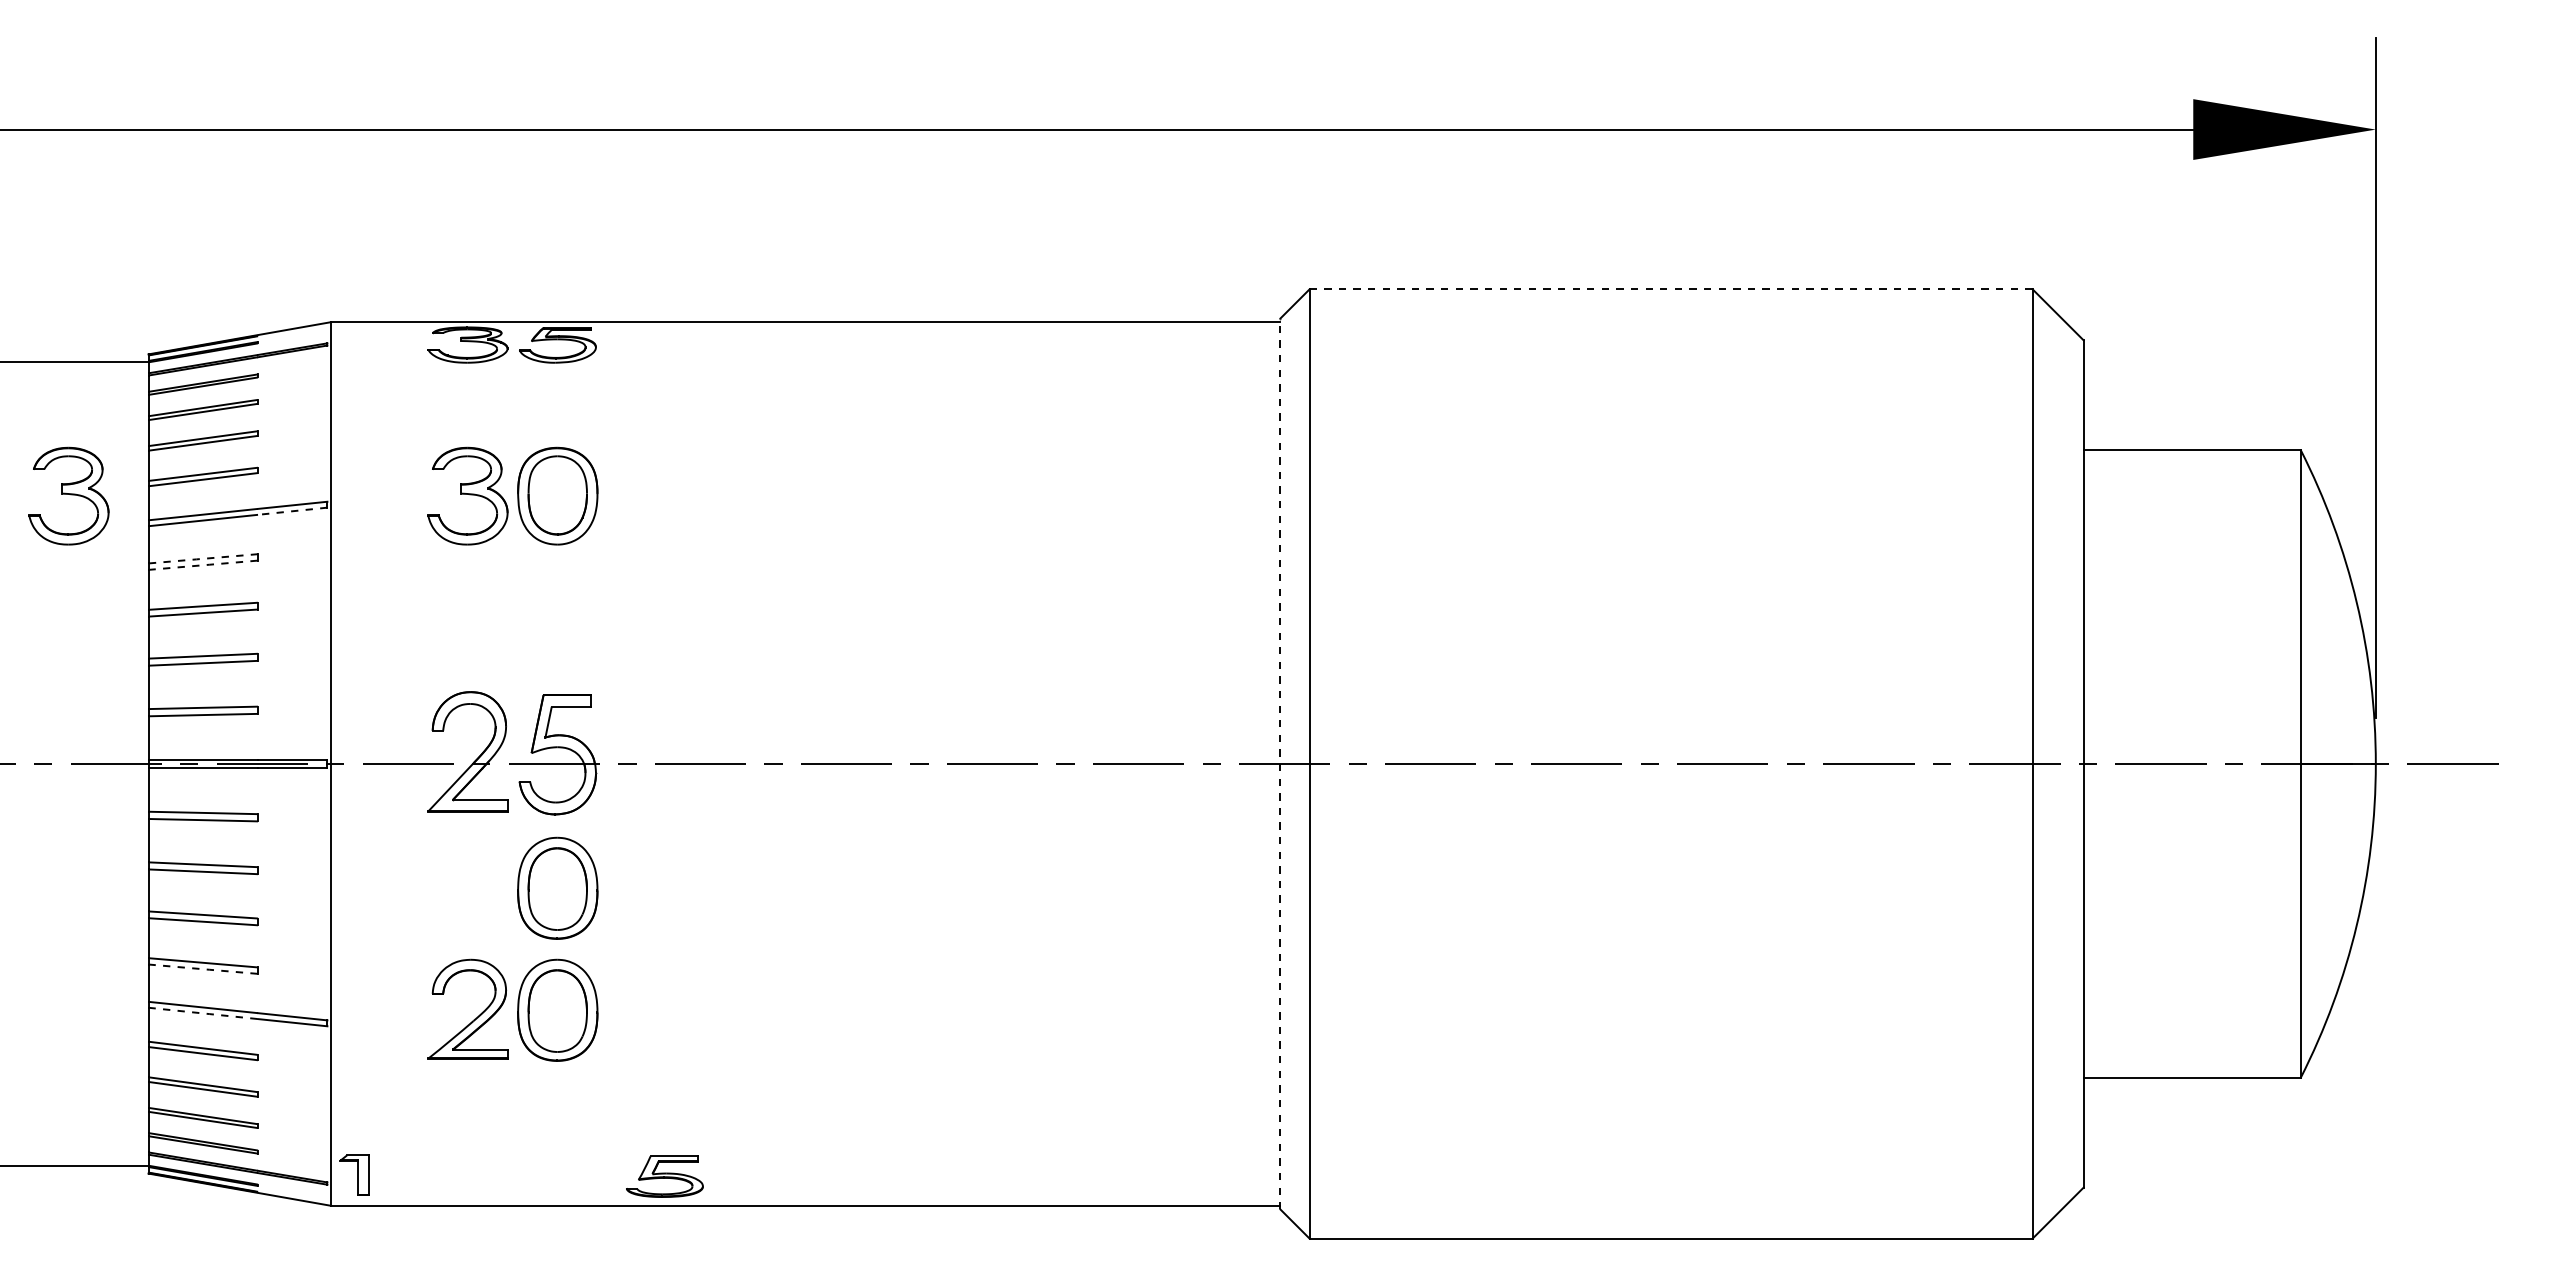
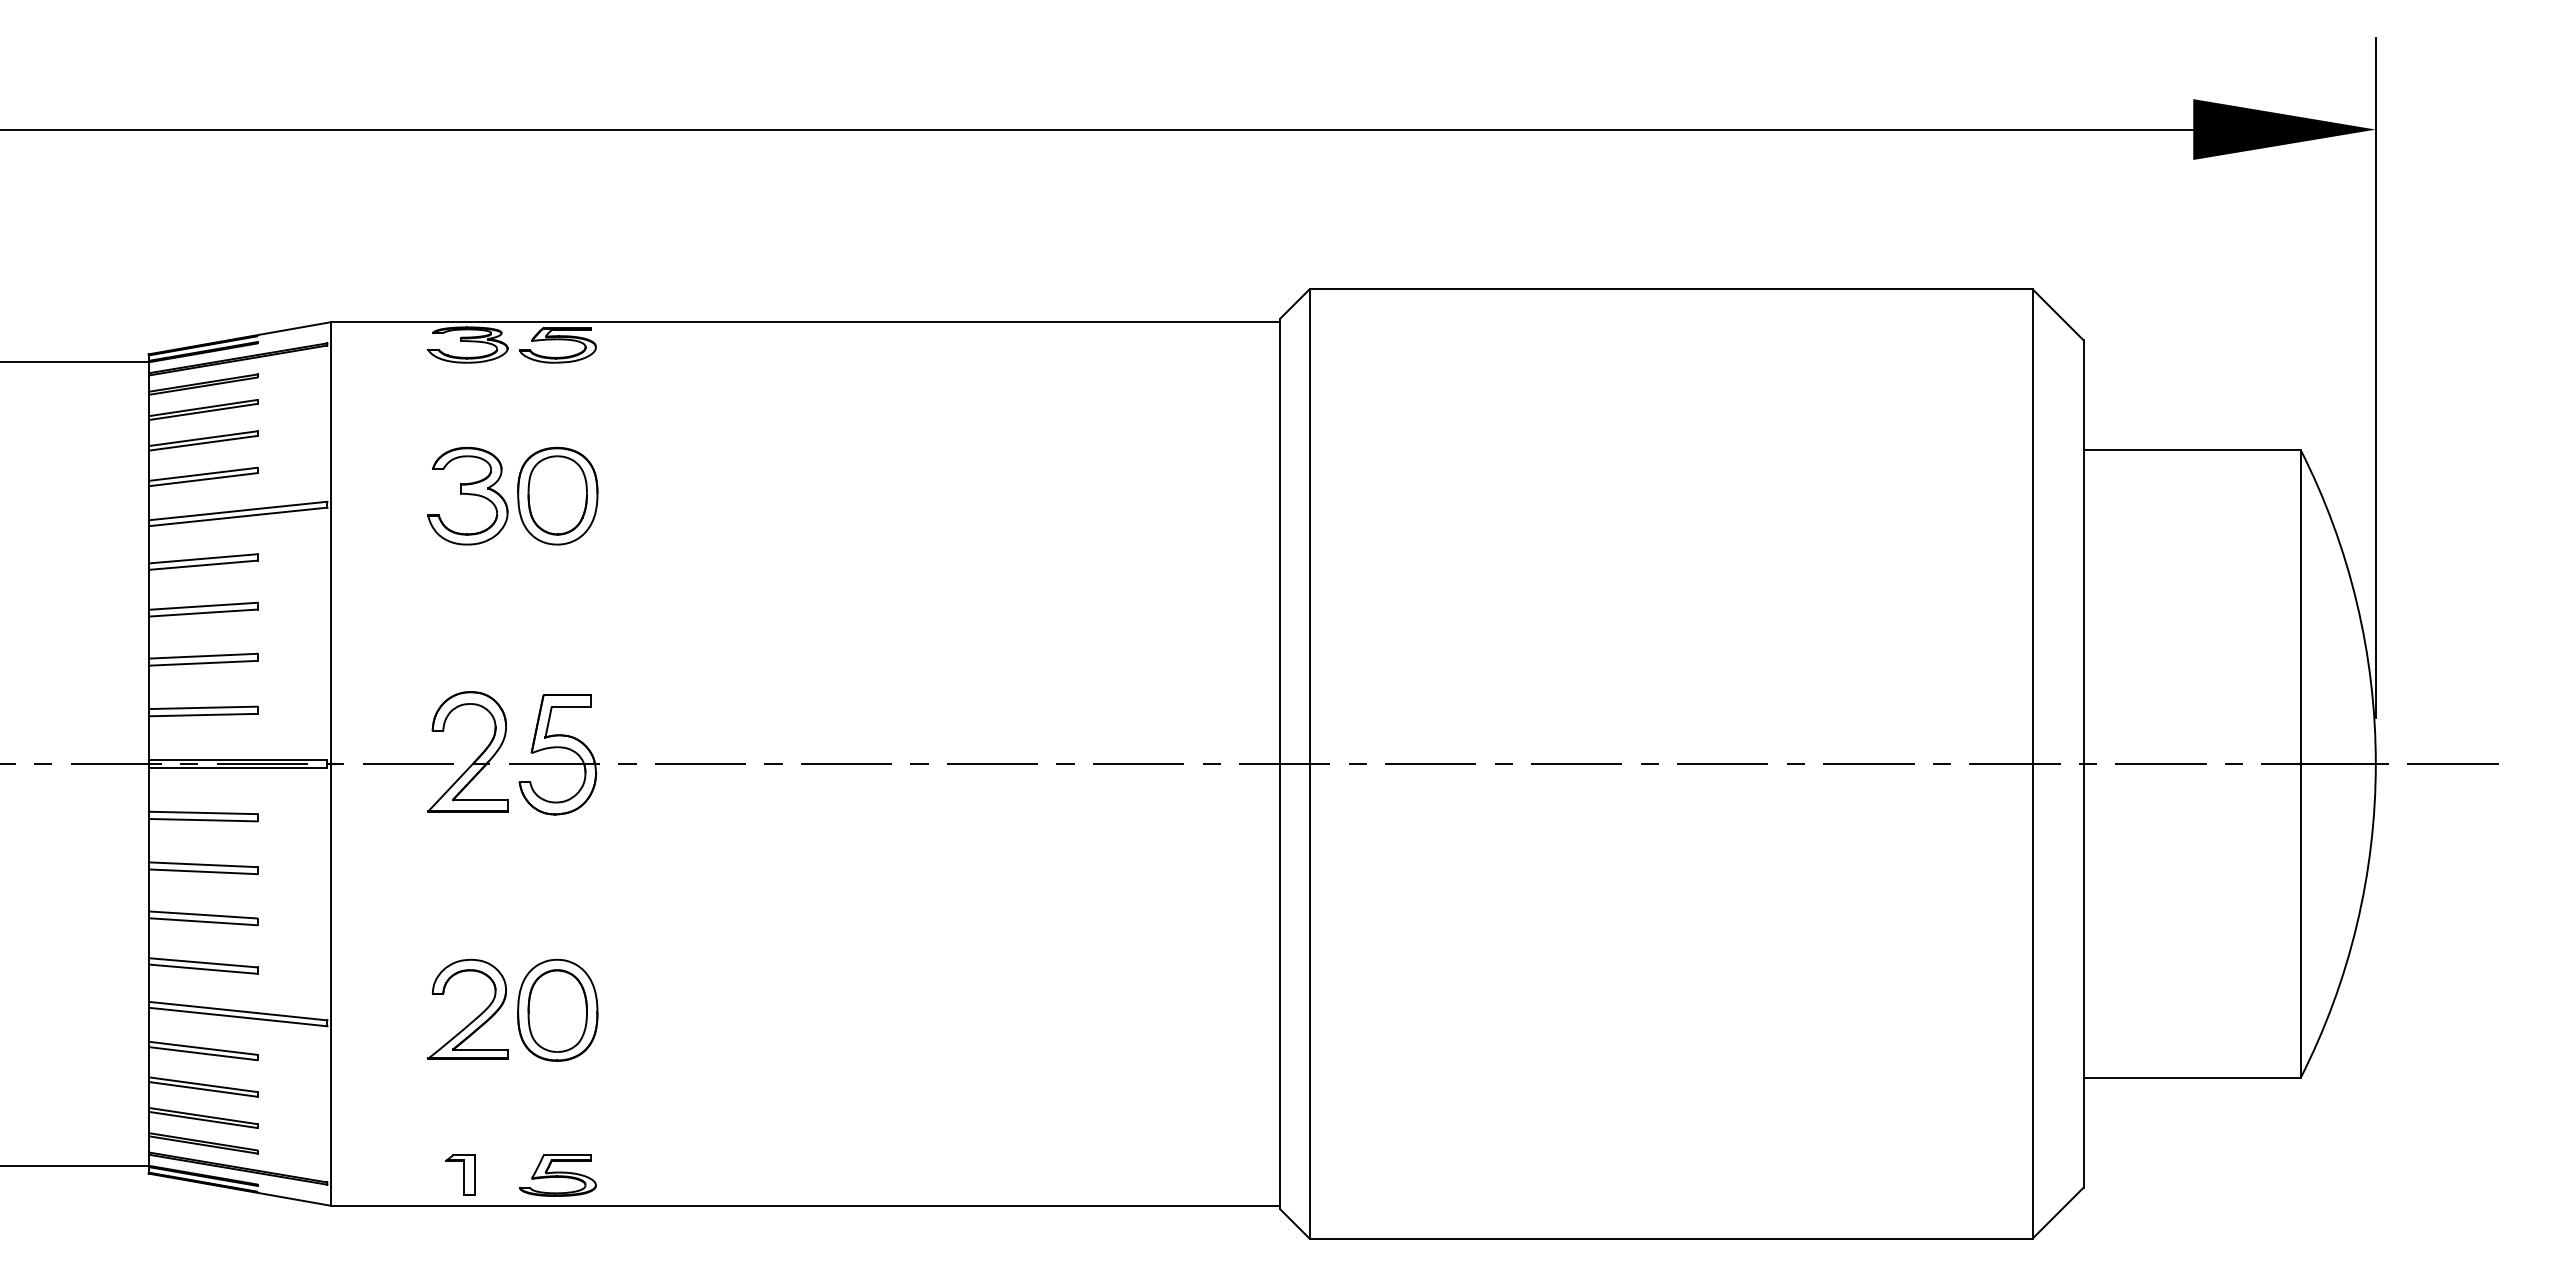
line: dashed -> solid (1671, 289)
part: present -> none (68, 495)
line: dashed -> solid (292, 511)
line: dashed -> solid (202, 558)
line: dashed -> solid (203, 565)
line: dashed -> solid (1280, 763)
part: present -> none (557, 887)
line: dashed -> solid (203, 969)
line: dashed -> solid (203, 1013)
part position: (354, 1174) -> (460, 1174) (460, 1174)
part position: (664, 1176) -> (557, 1175) (557, 1175)
